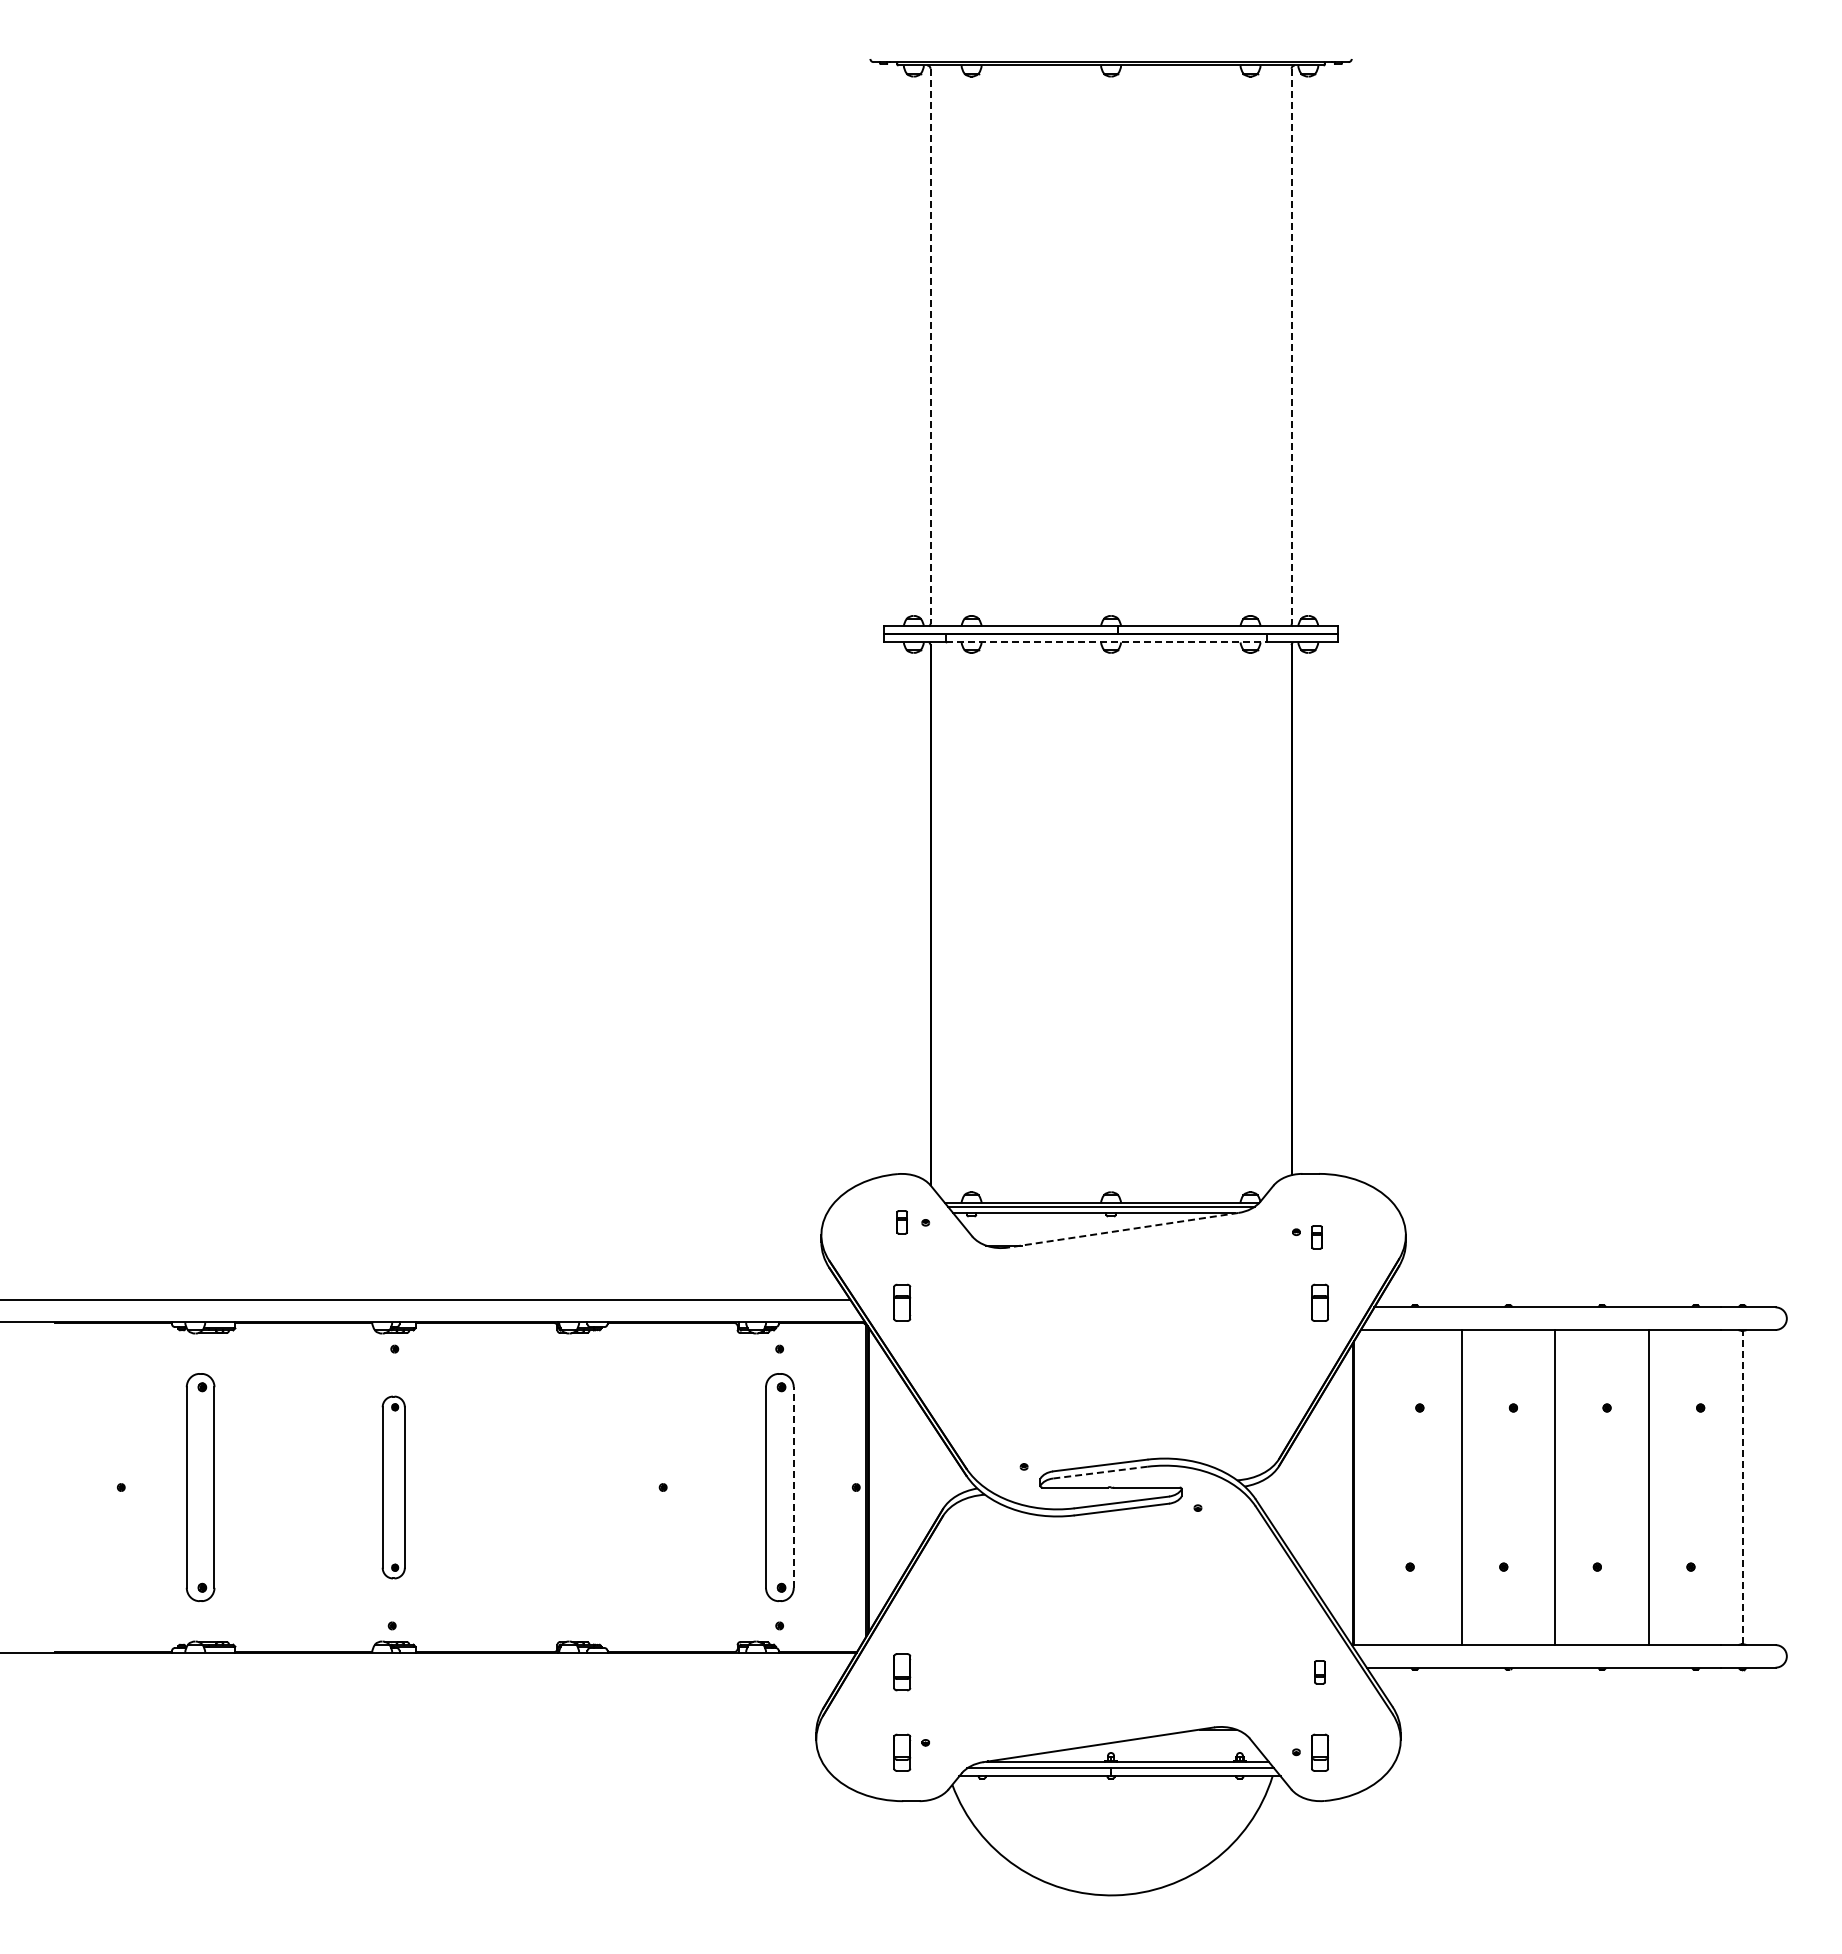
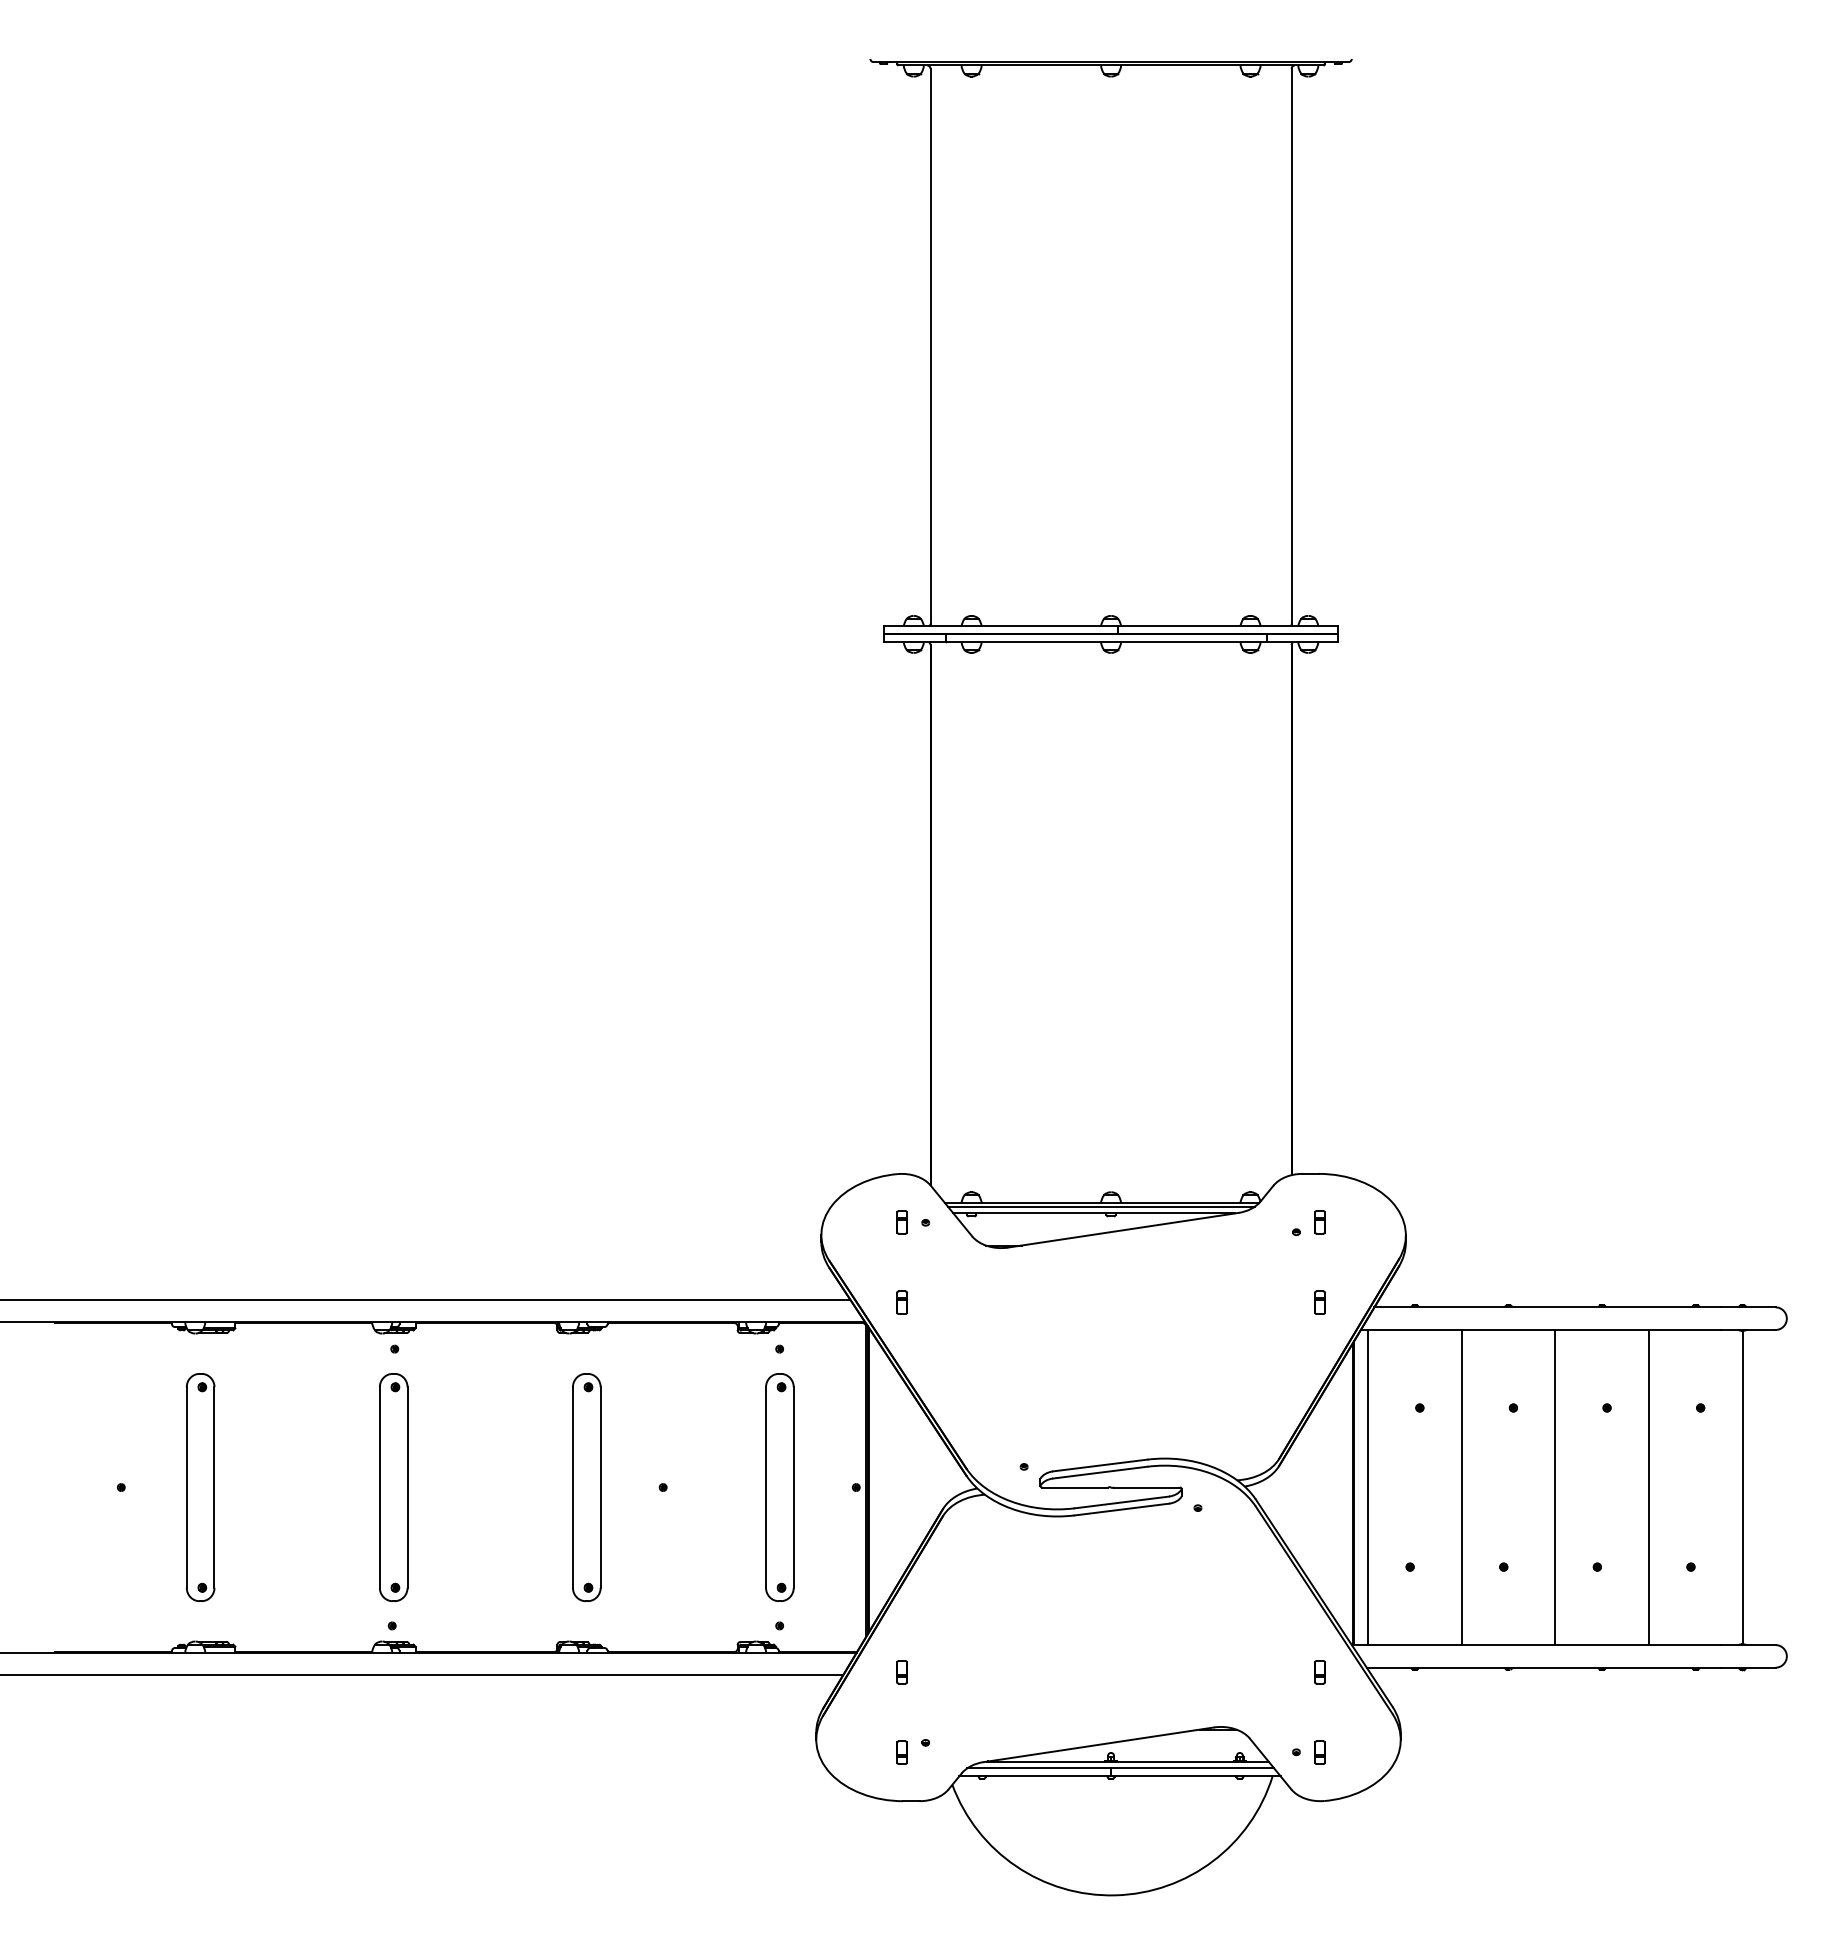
line: dashed -> solid (930, 346)
line: dashed -> solid (1291, 346)
line: dashed -> solid (1106, 642)
line: dashed -> solid (1123, 1230)
part position: (1316, 1237) -> (1319, 1222) (1319, 1222)
part size: 19x39 px -> 12x25 px (901, 1302)
part size: 18x39 px -> 12x25 px (1319, 1302)
line: dashed -> solid (1100, 1472)
part size: 25x185 px -> 30x229 px (393, 1487)
part: none -> present (586, 1487)
line: dashed -> solid (793, 1487)
line: none -> present (1368, 1487)
line: dashed -> solid (1742, 1487)
part size: 19x39 px -> 12x25 px (901, 1672)
line: none -> present (422, 1675)
part size: 19x39 px -> 12x25 px (901, 1752)
part size: 18x39 px -> 12x25 px (1319, 1752)
